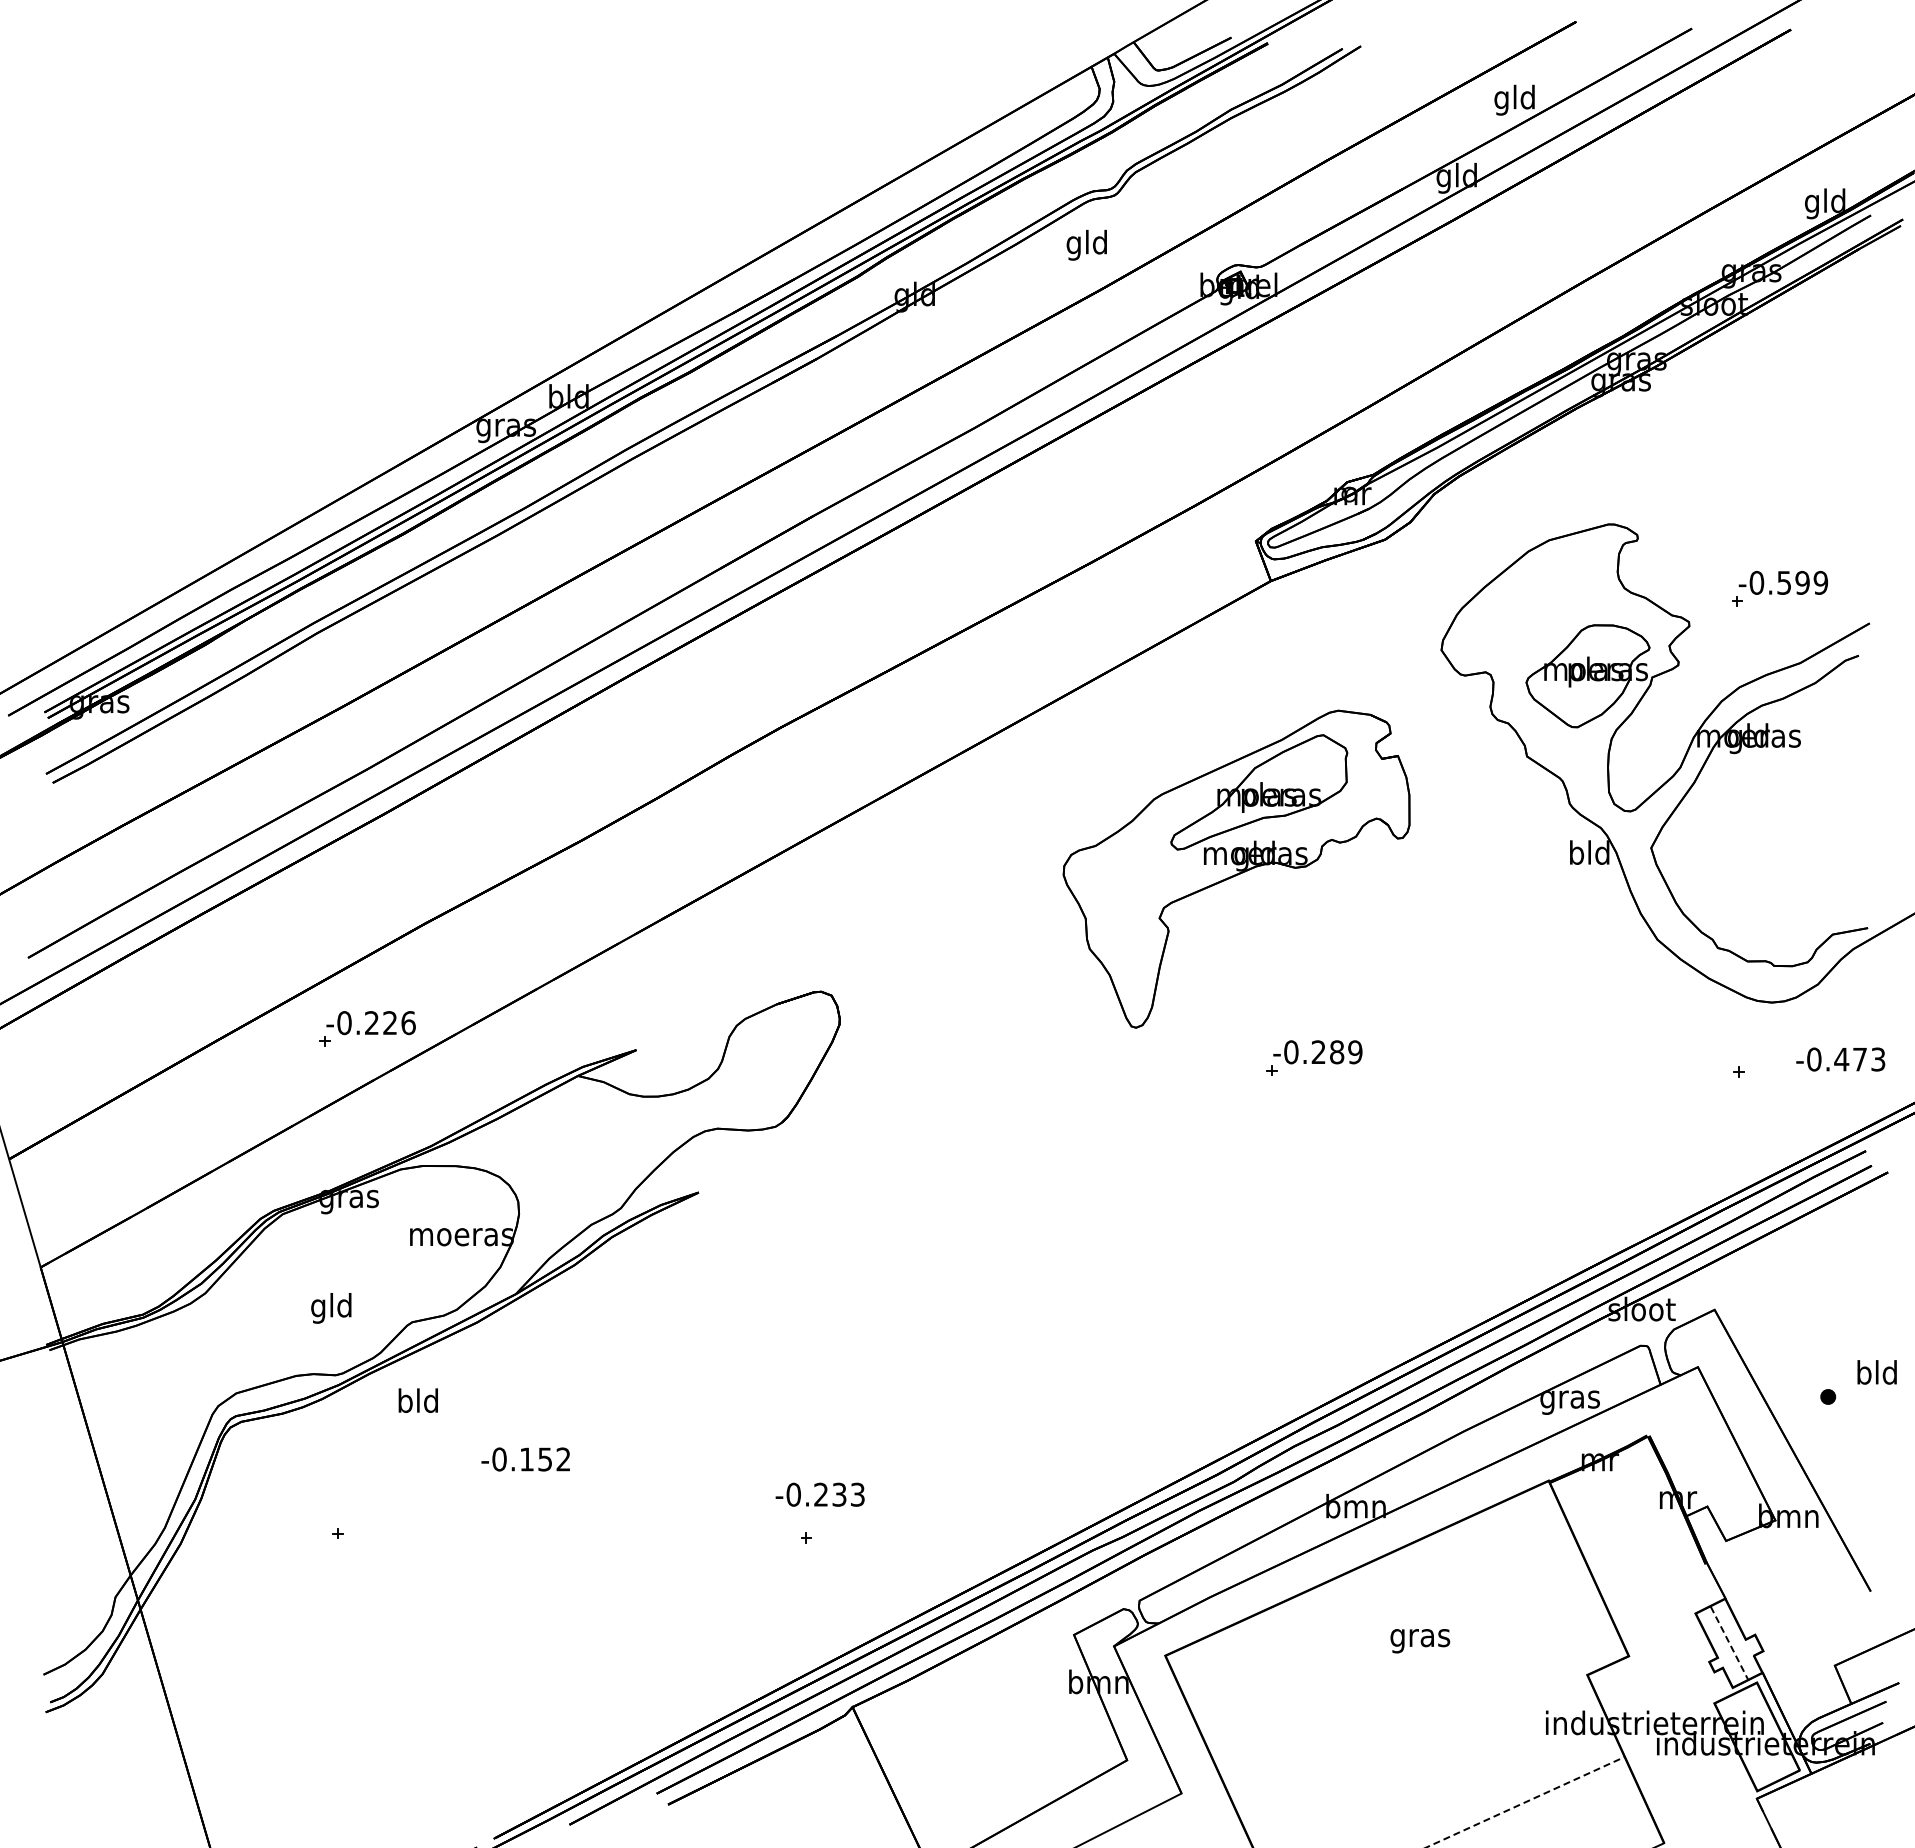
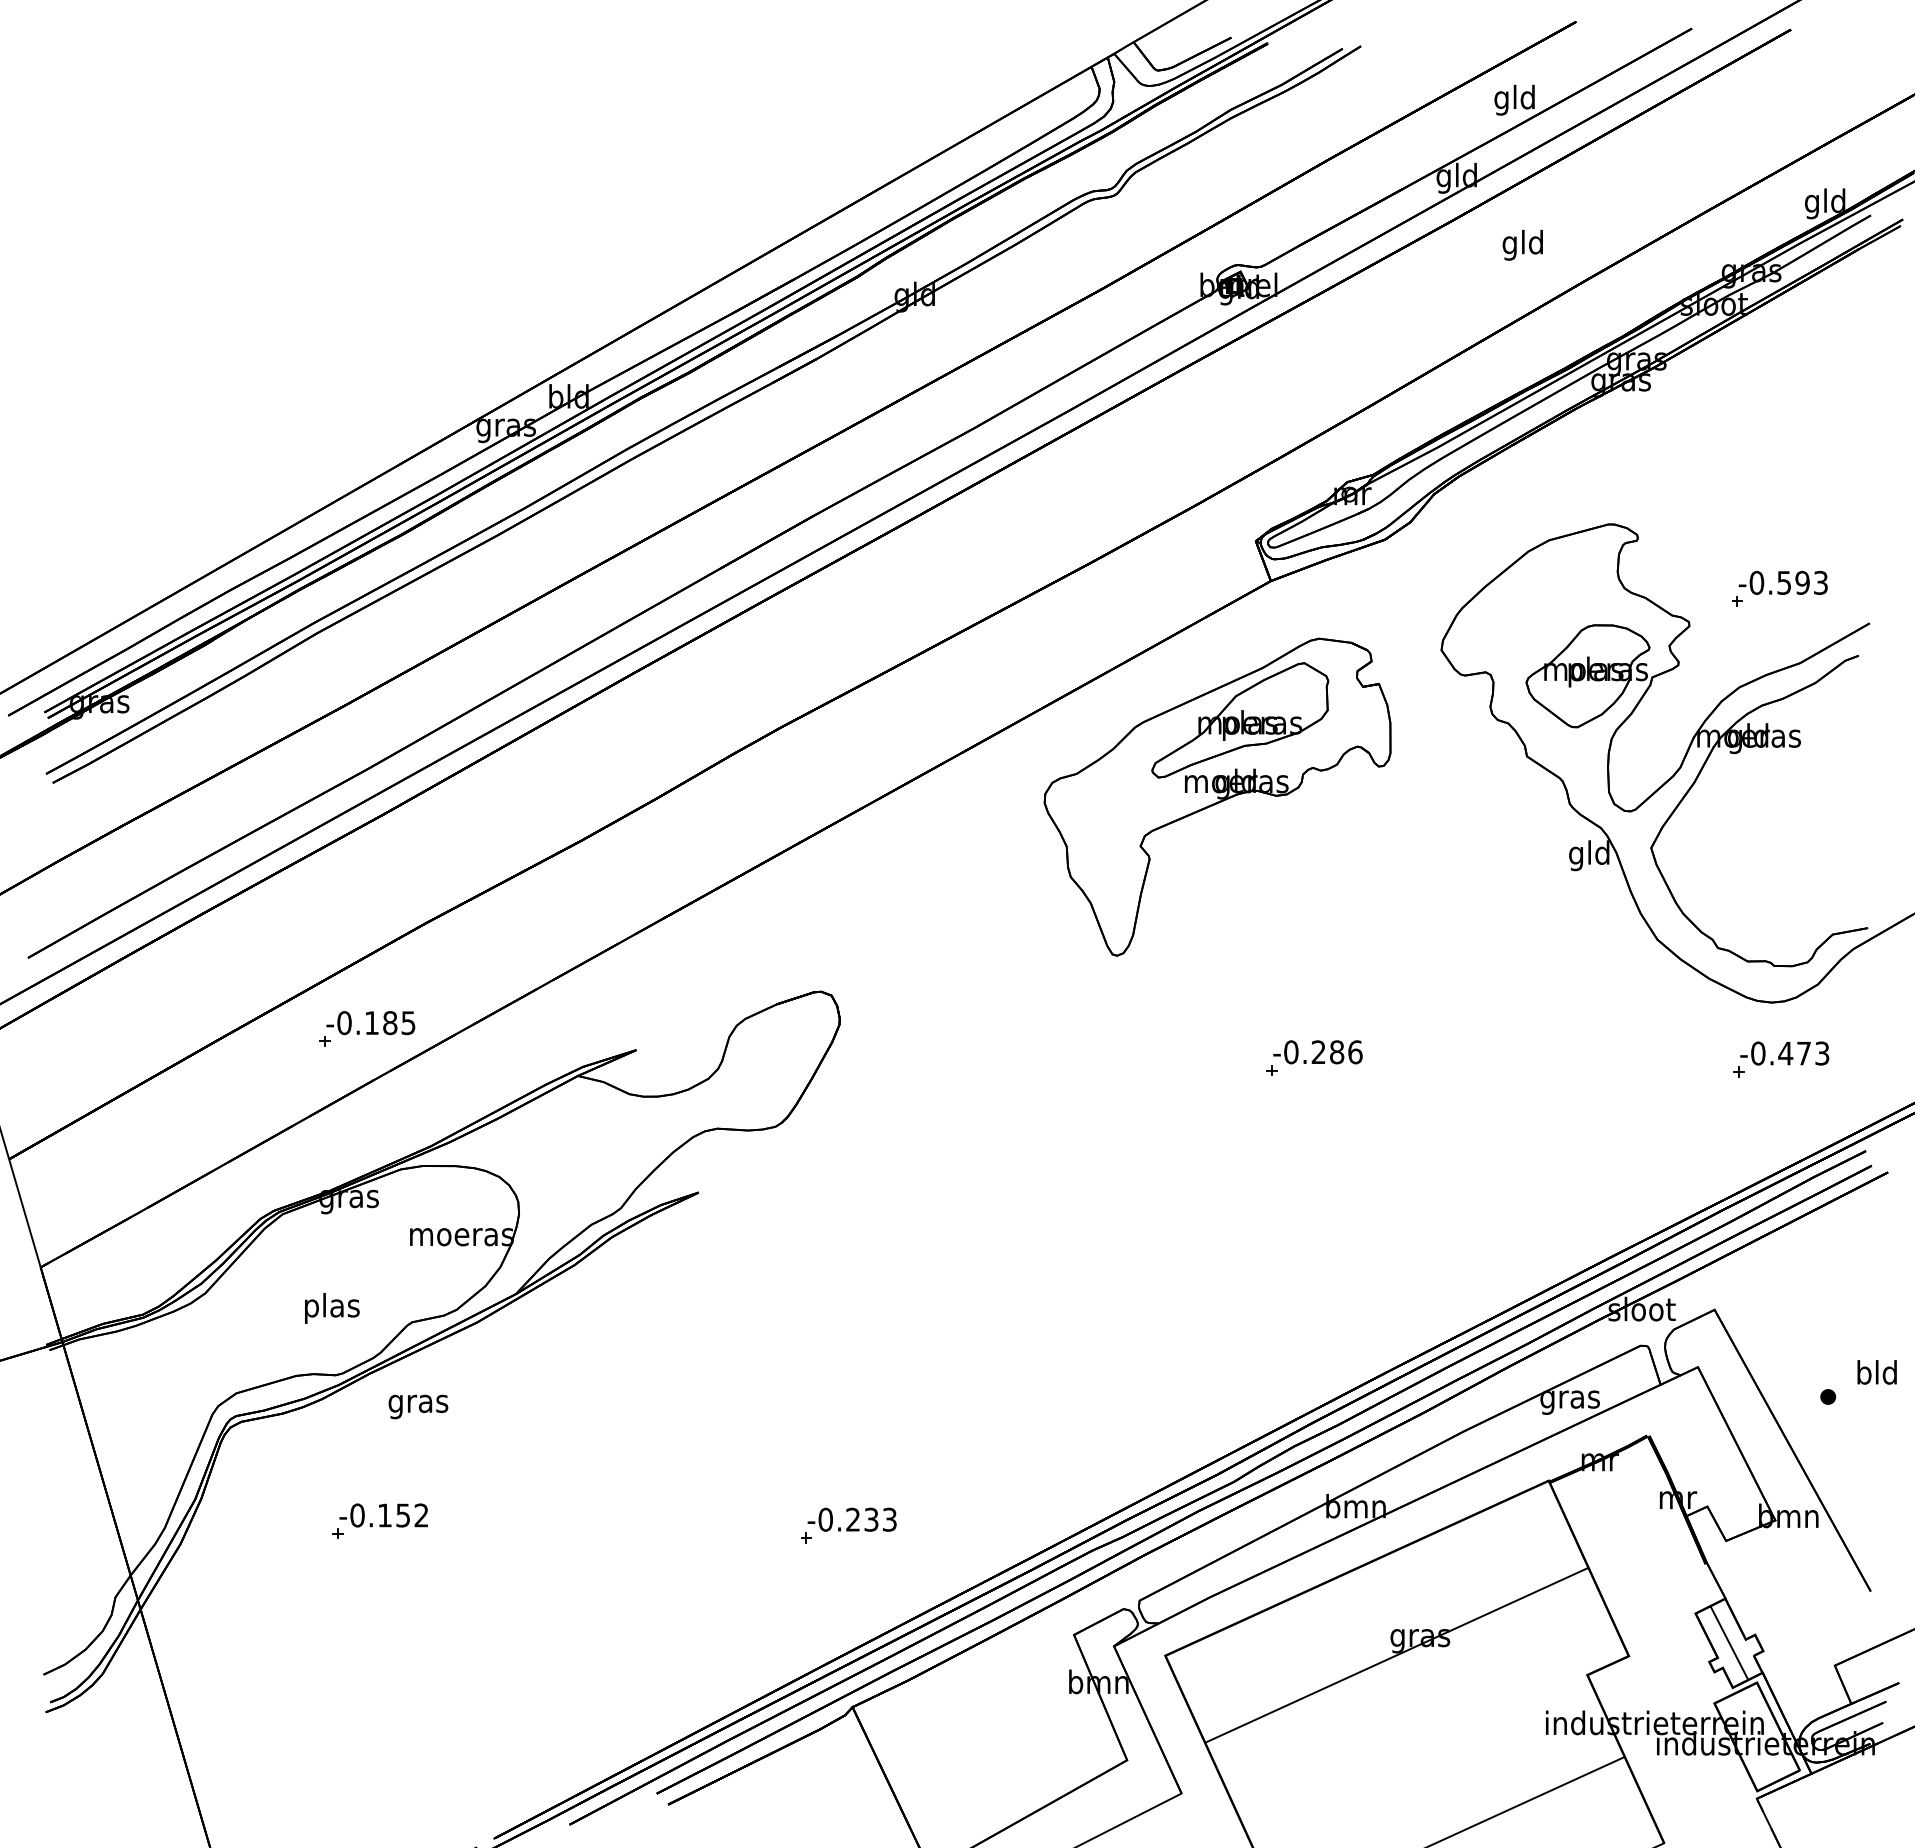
text position: (1086, 244) -> (1522, 244) (1522, 244)
text: -0.599 -> -0.593 (1820, 582)
text: bld -> gld (1576, 855)
part position: (1236, 868) -> (1217, 796) (1217, 796)
text: -0.226 -> -0.185 (390, 1023)
text: -0.289 -> -0.286 (1355, 1052)
text position: (1840, 1059) -> (1784, 1053) (1784, 1053)
text: gld -> plas (332, 1308)
text: bld -> gras (418, 1403)
text position: (525, 1459) -> (383, 1515) (383, 1515)
text position: (819, 1494) -> (851, 1519) (851, 1519)
line: dashed -> solid (1729, 1643)
line: none -> present (1396, 1655)
line: dashed -> solid (1525, 1802)
